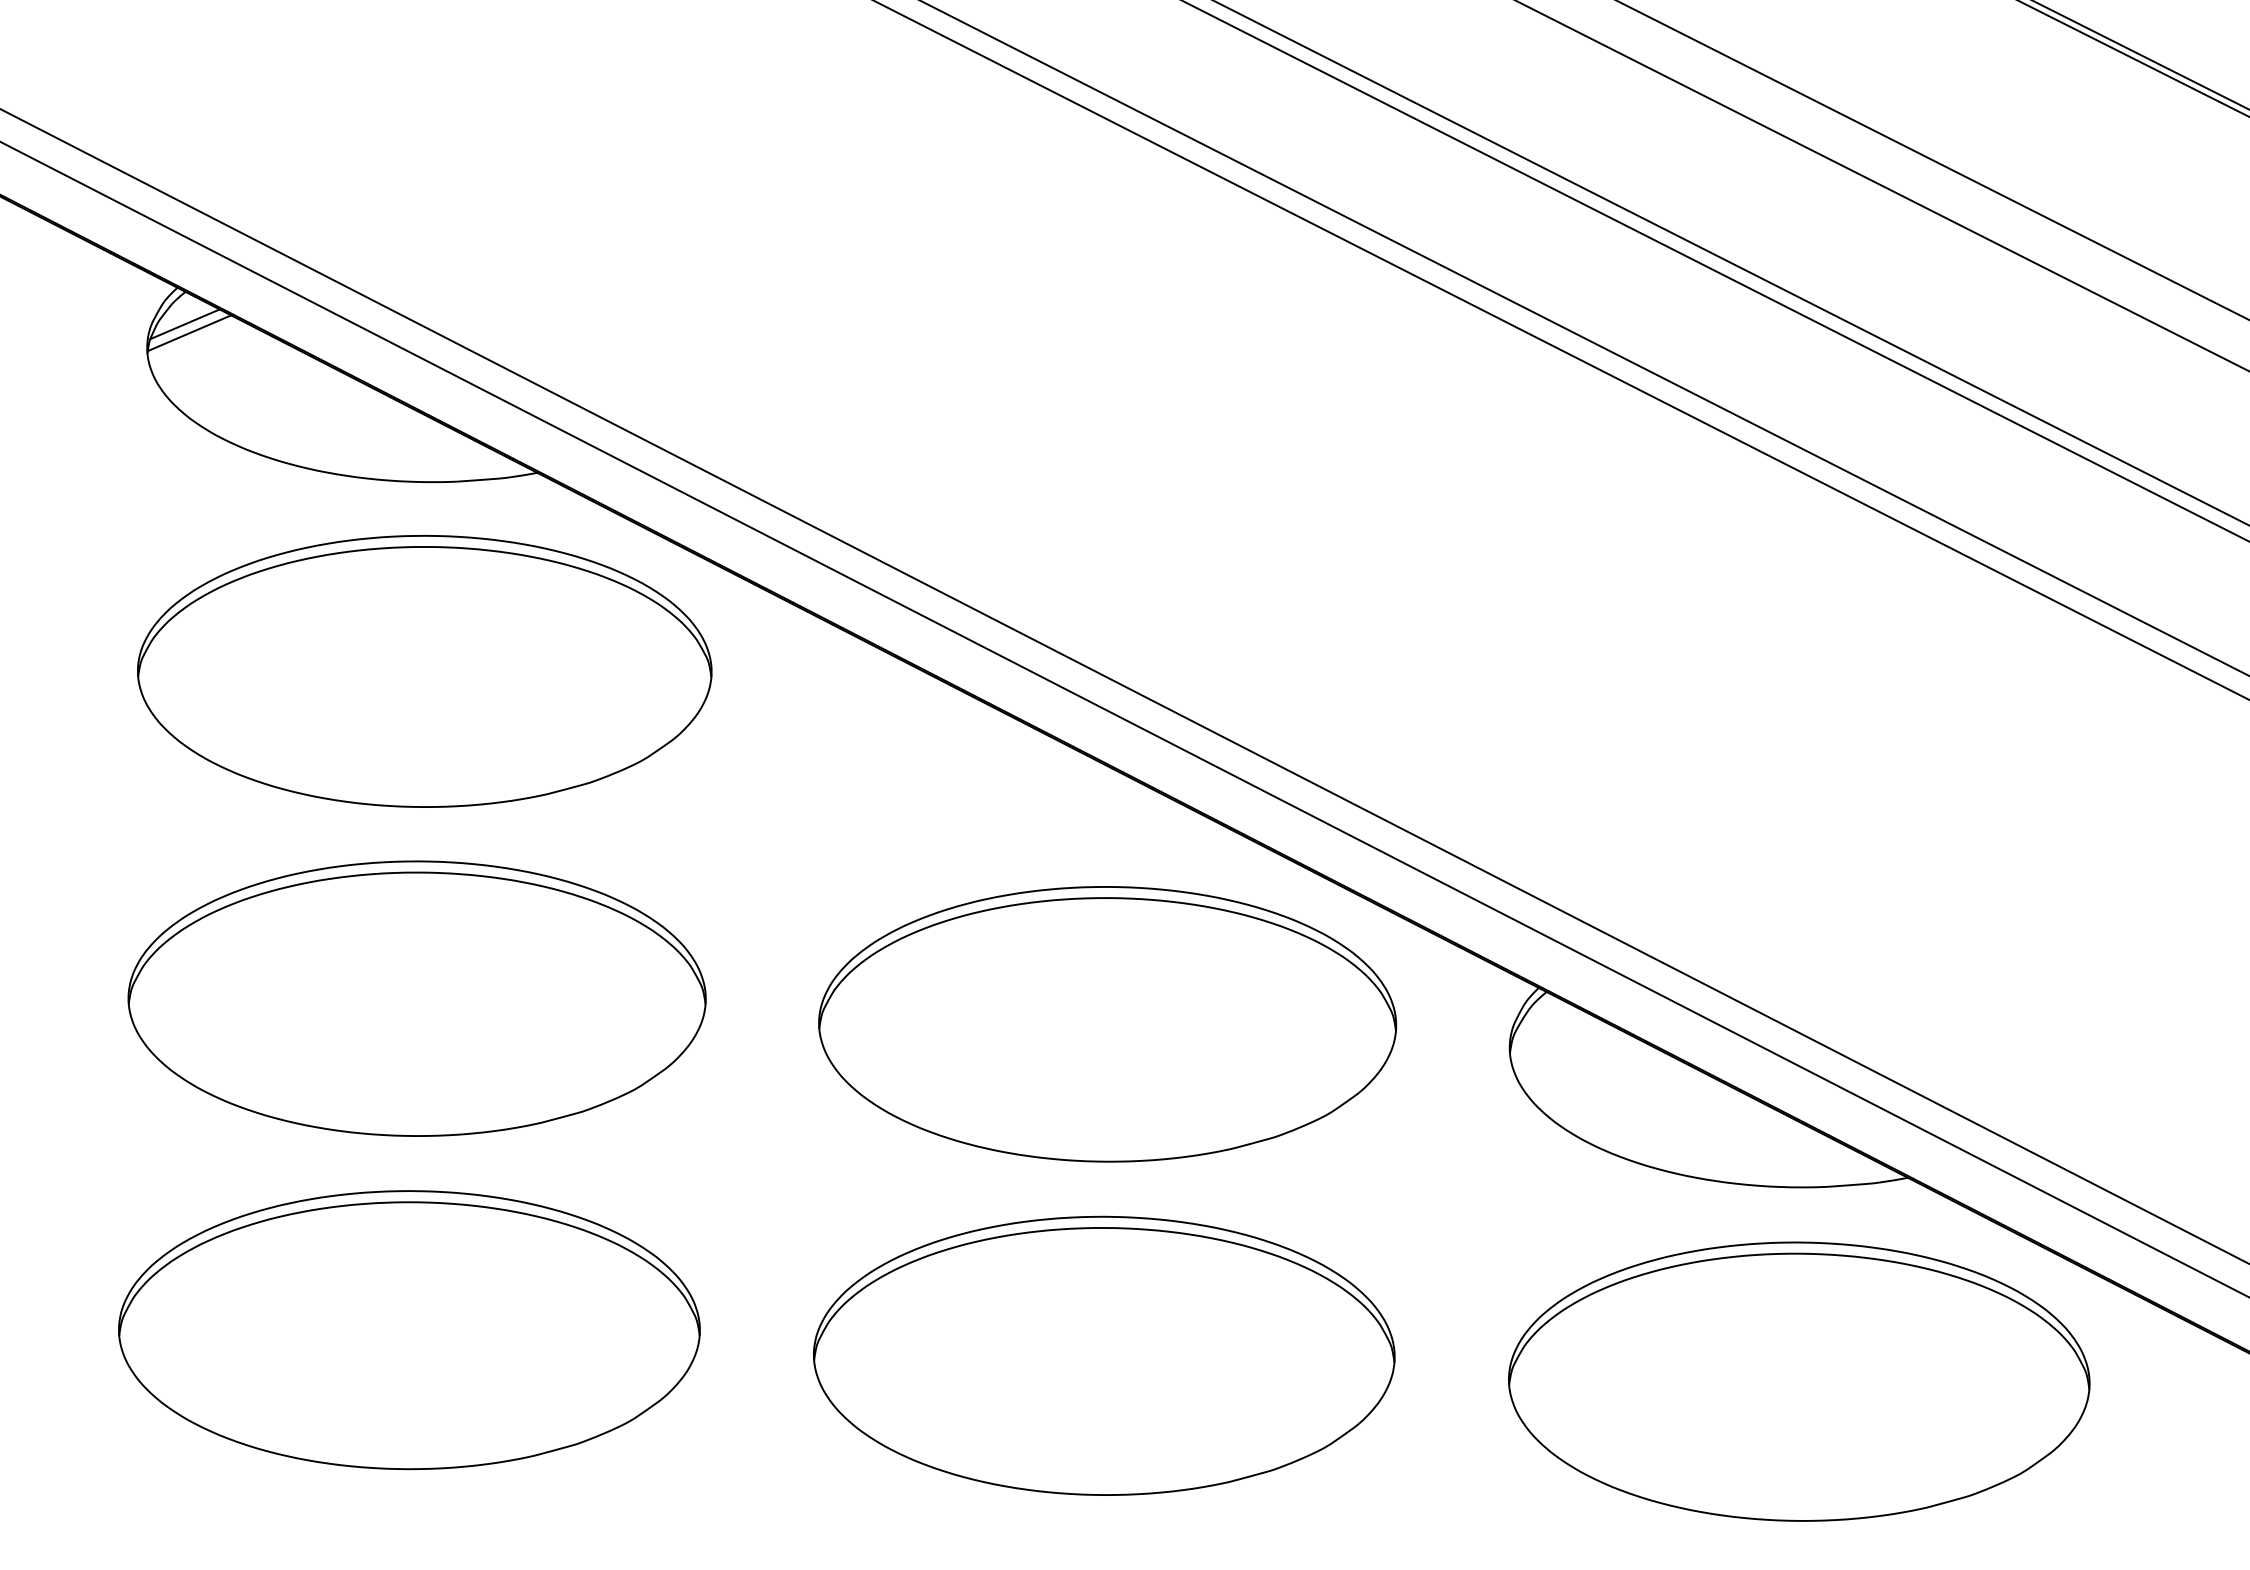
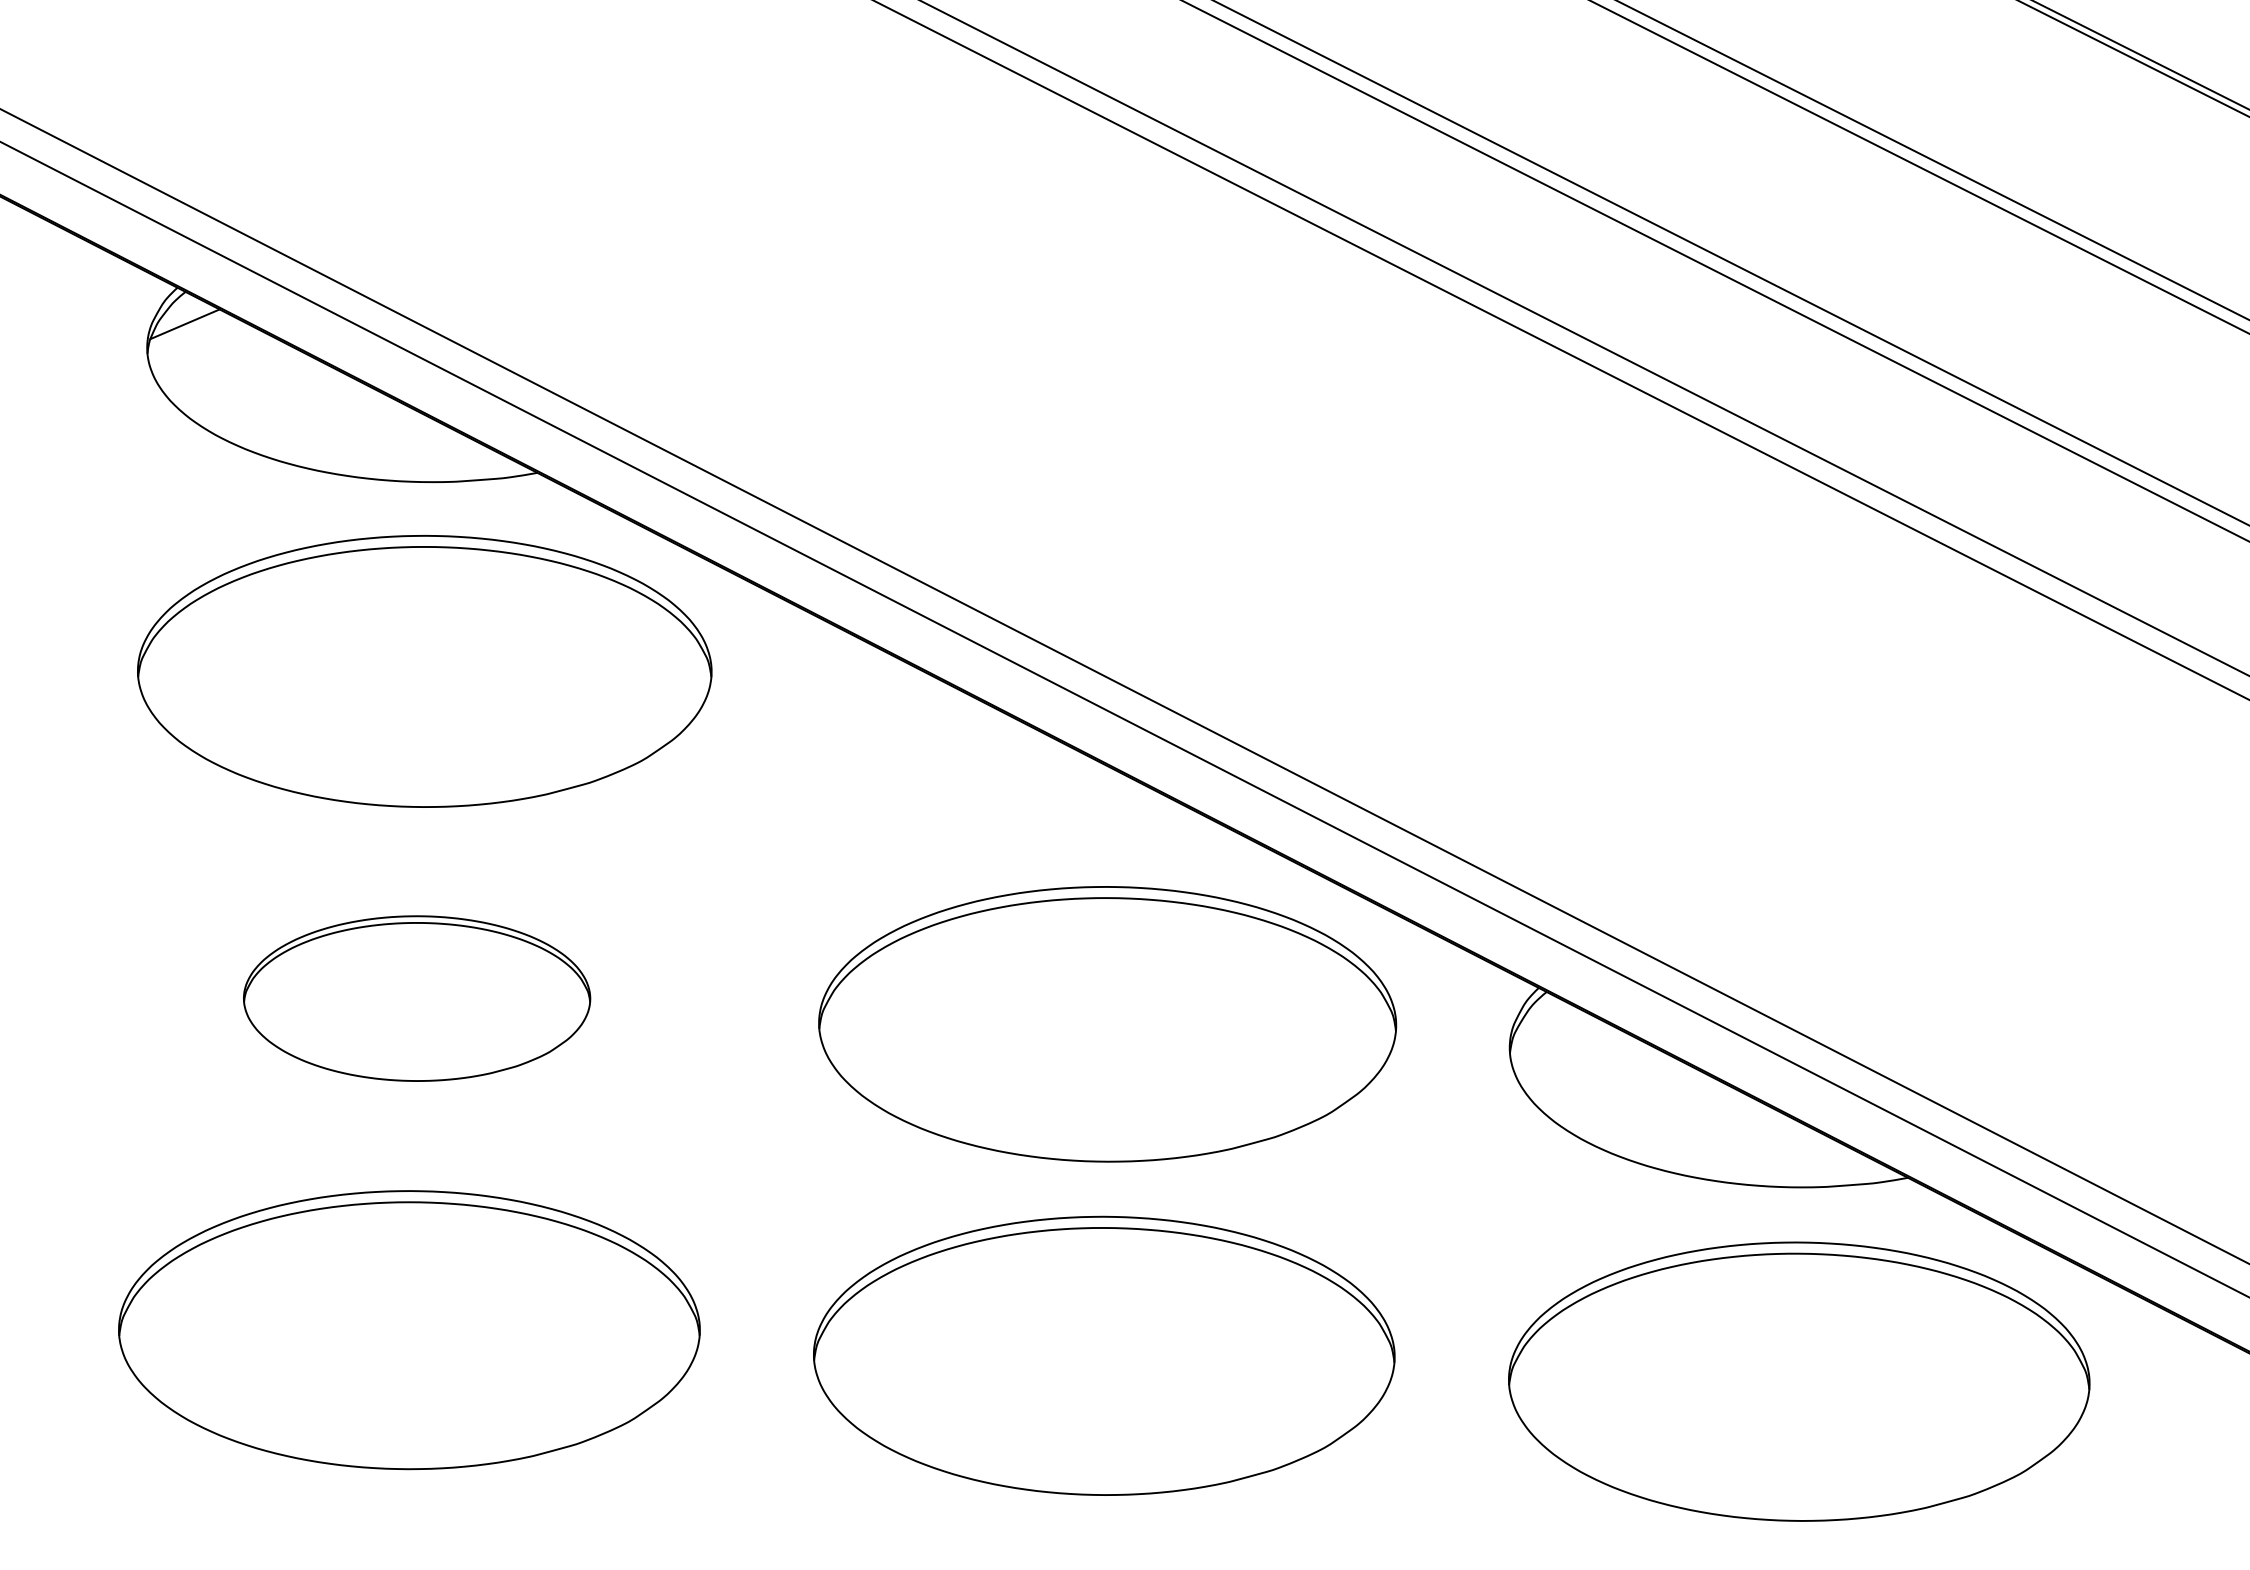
line position: (1882, 186) -> (1919, 167) (1919, 167)
line: present -> none (189, 333)
part size: 580x277 px -> 349x167 px (417, 998)
